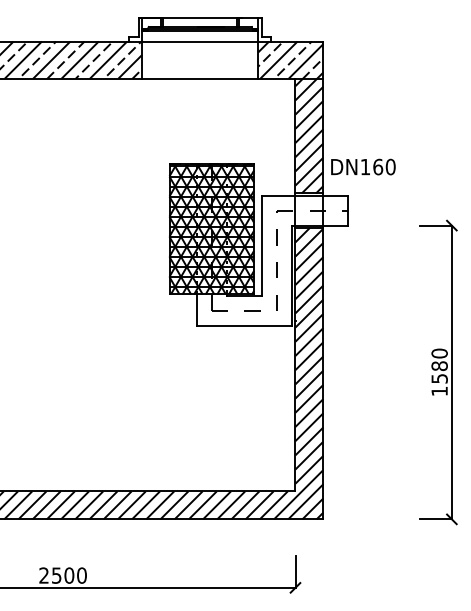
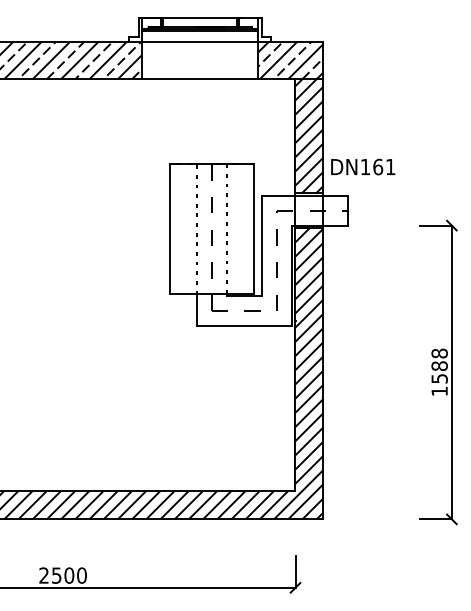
text: DN160 -> DN161 (390, 166)
hatch: present -> none (211, 229)
text: 1580 -> 1588 (439, 353)
